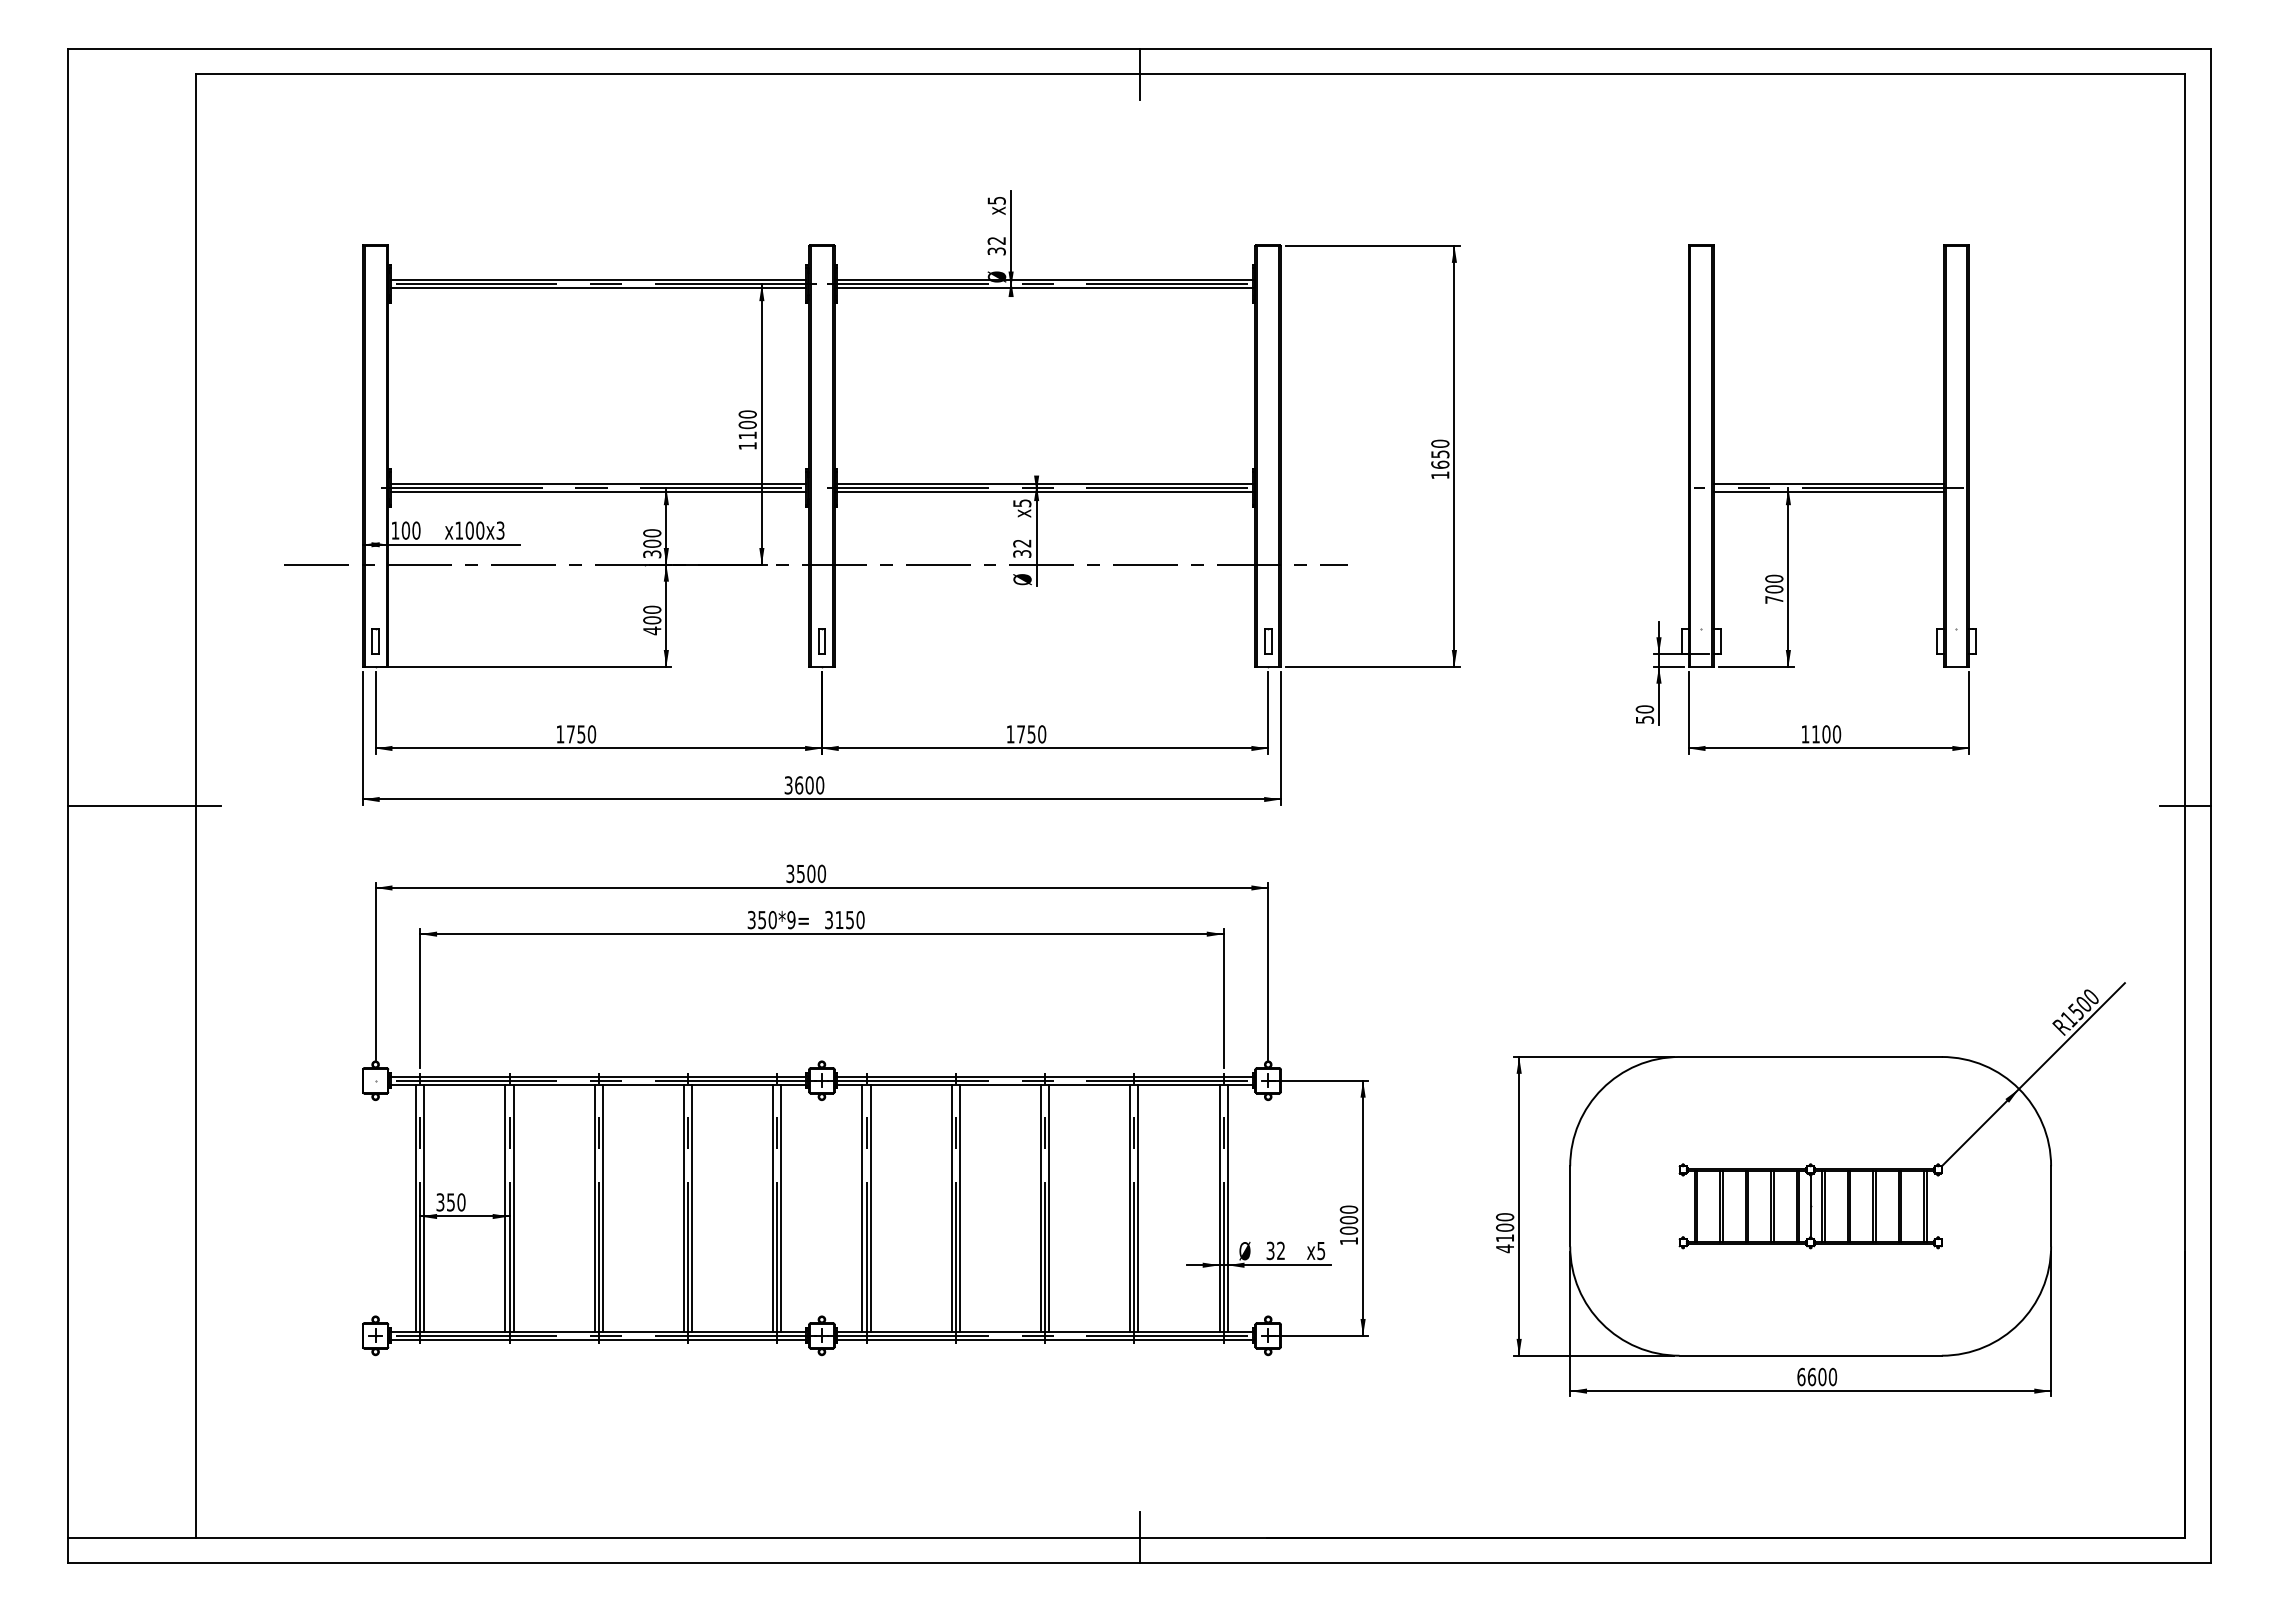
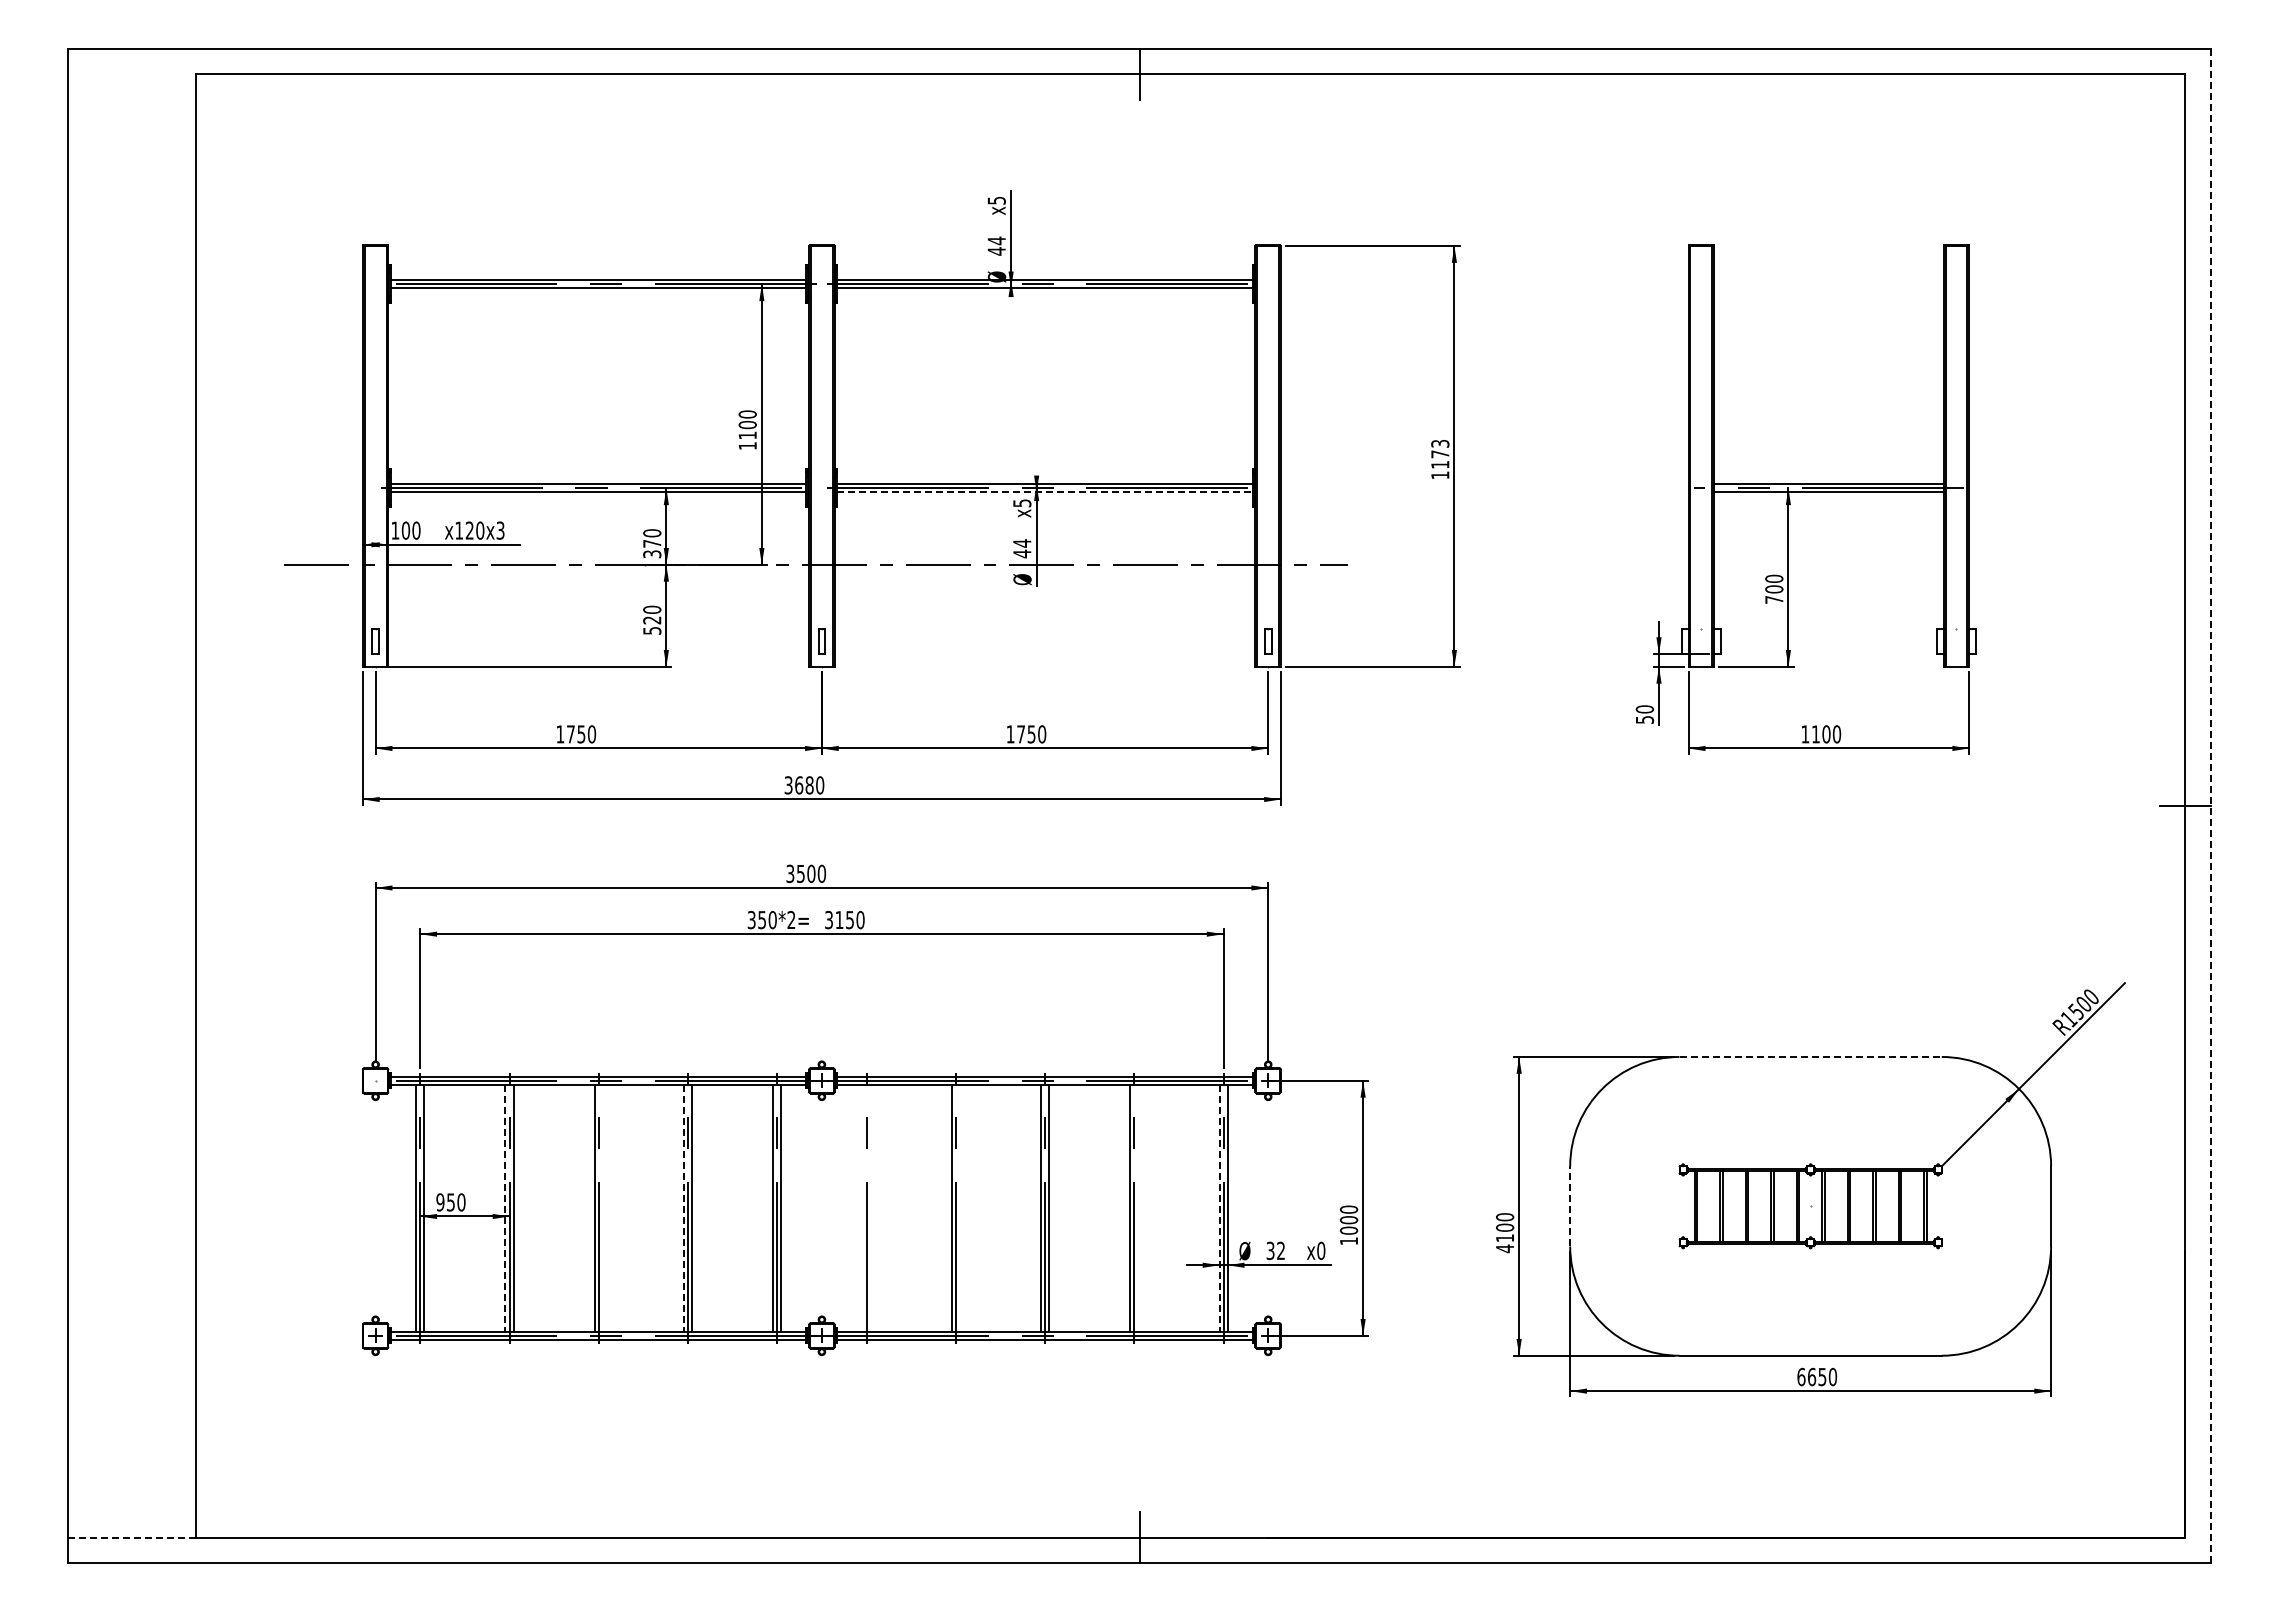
text: 32 -> 44 (996, 245)
text: 1650 -> 1173 (1440, 453)
line: solid -> dashed (1045, 492)
text: x100x3 -> x120x3 (469, 530)
text: 300 -> 370 (652, 543)
text: 32 -> 44 (1022, 548)
text: 400 -> 520 (652, 625)
text: 3600 -> 3680 (809, 785)
line: present -> none (144, 806)
line: solid -> dashed (2210, 806)
text: 350*9= -> 350*2= (791, 920)
line: solid -> dashed (1811, 1056)
text: 350 -> 950 (440, 1202)
line: solid -> dashed (1570, 1205)
line: present -> none (1810, 1206)
line: present -> none (602, 1207)
line: present -> none (862, 1207)
line: present -> none (870, 1207)
line: present -> none (959, 1207)
line: present -> none (1138, 1207)
line: solid -> dashed (505, 1208)
line: solid -> dashed (683, 1208)
line: solid -> dashed (1219, 1208)
text: x5 -> x0 (1321, 1250)
text: 6600 -> 6650 (1822, 1376)
line: solid -> dashed (132, 1537)
